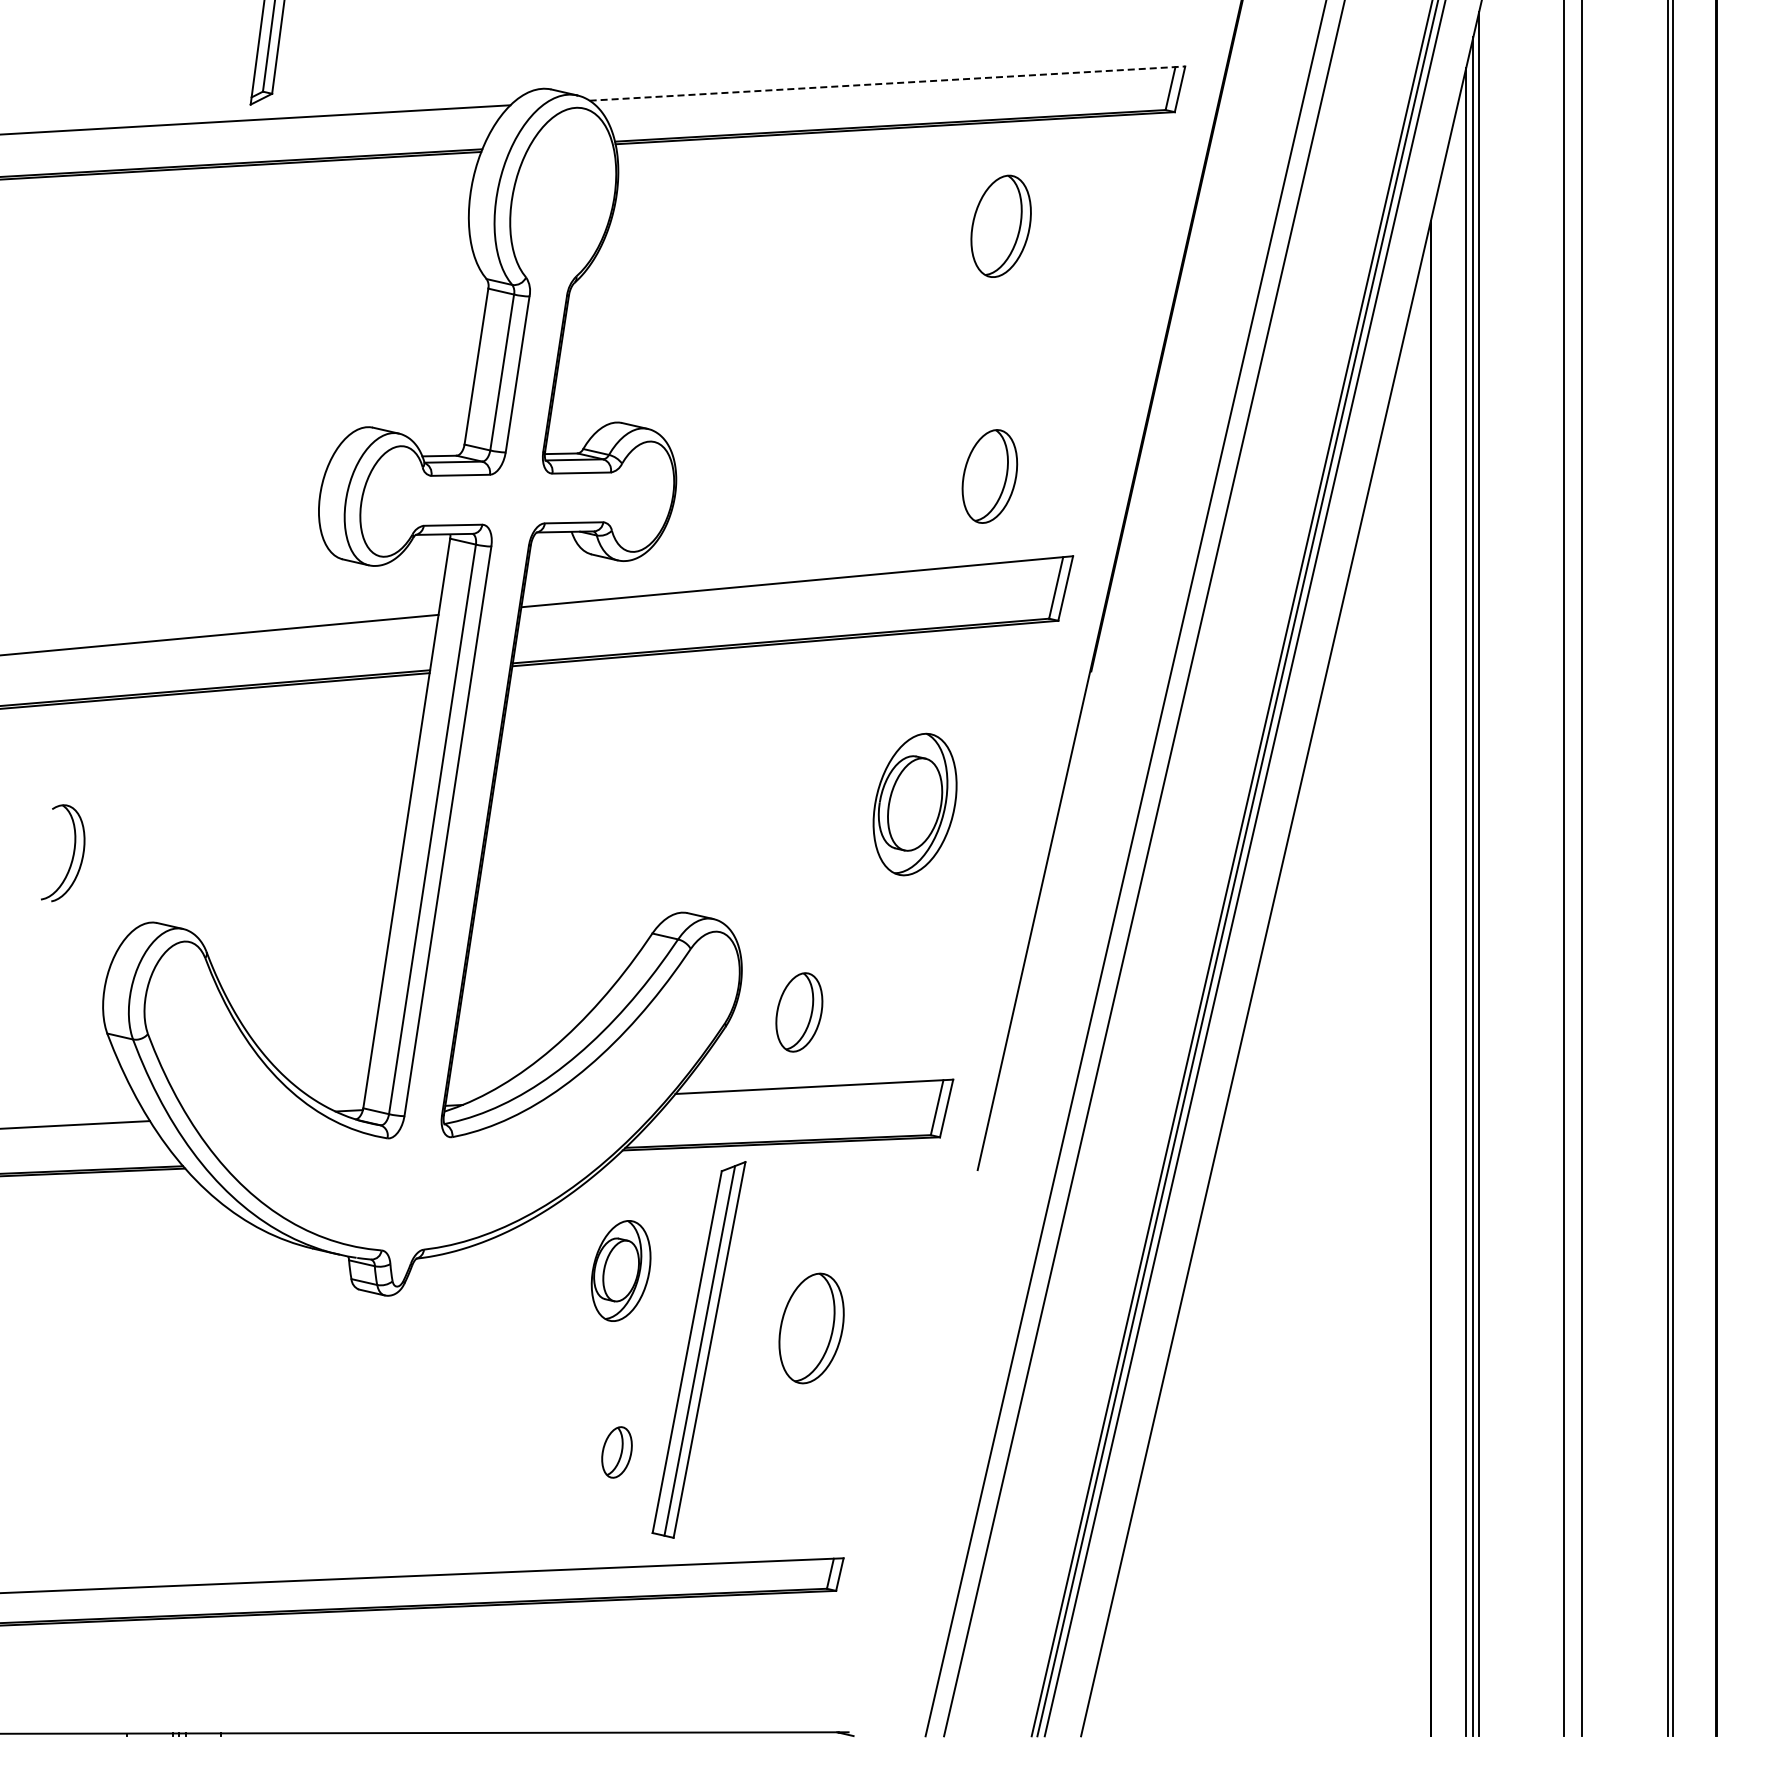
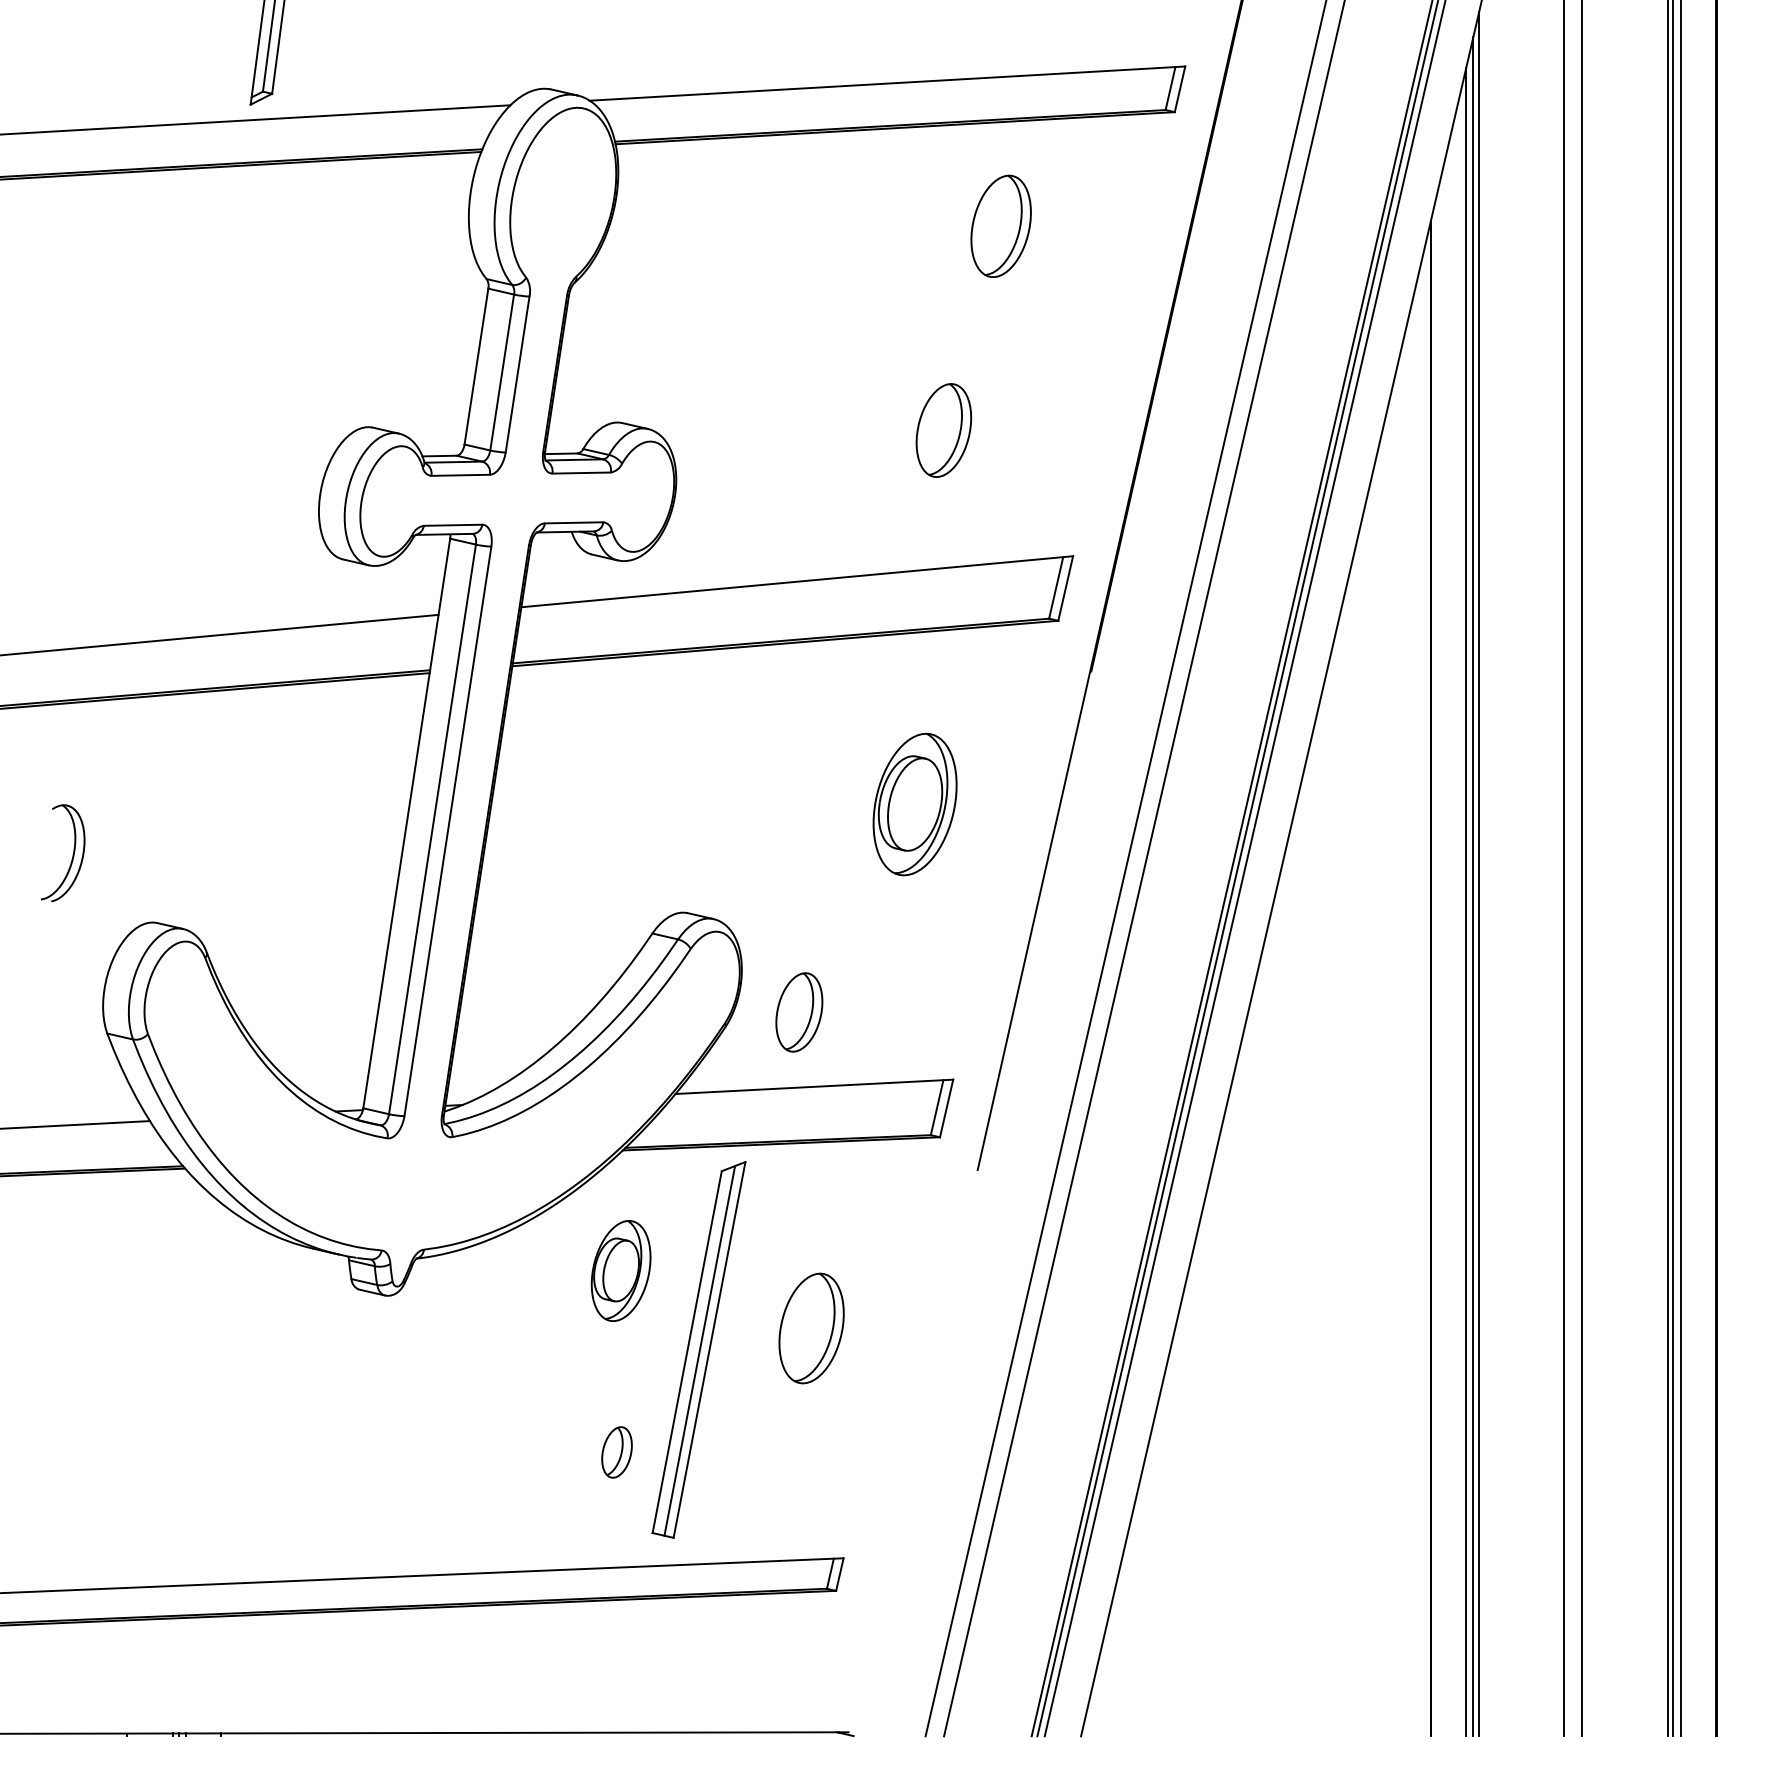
line: dashed -> solid (887, 83)
part position: (989, 476) -> (943, 430) (943, 430)
line: none -> present (1680, 869)
